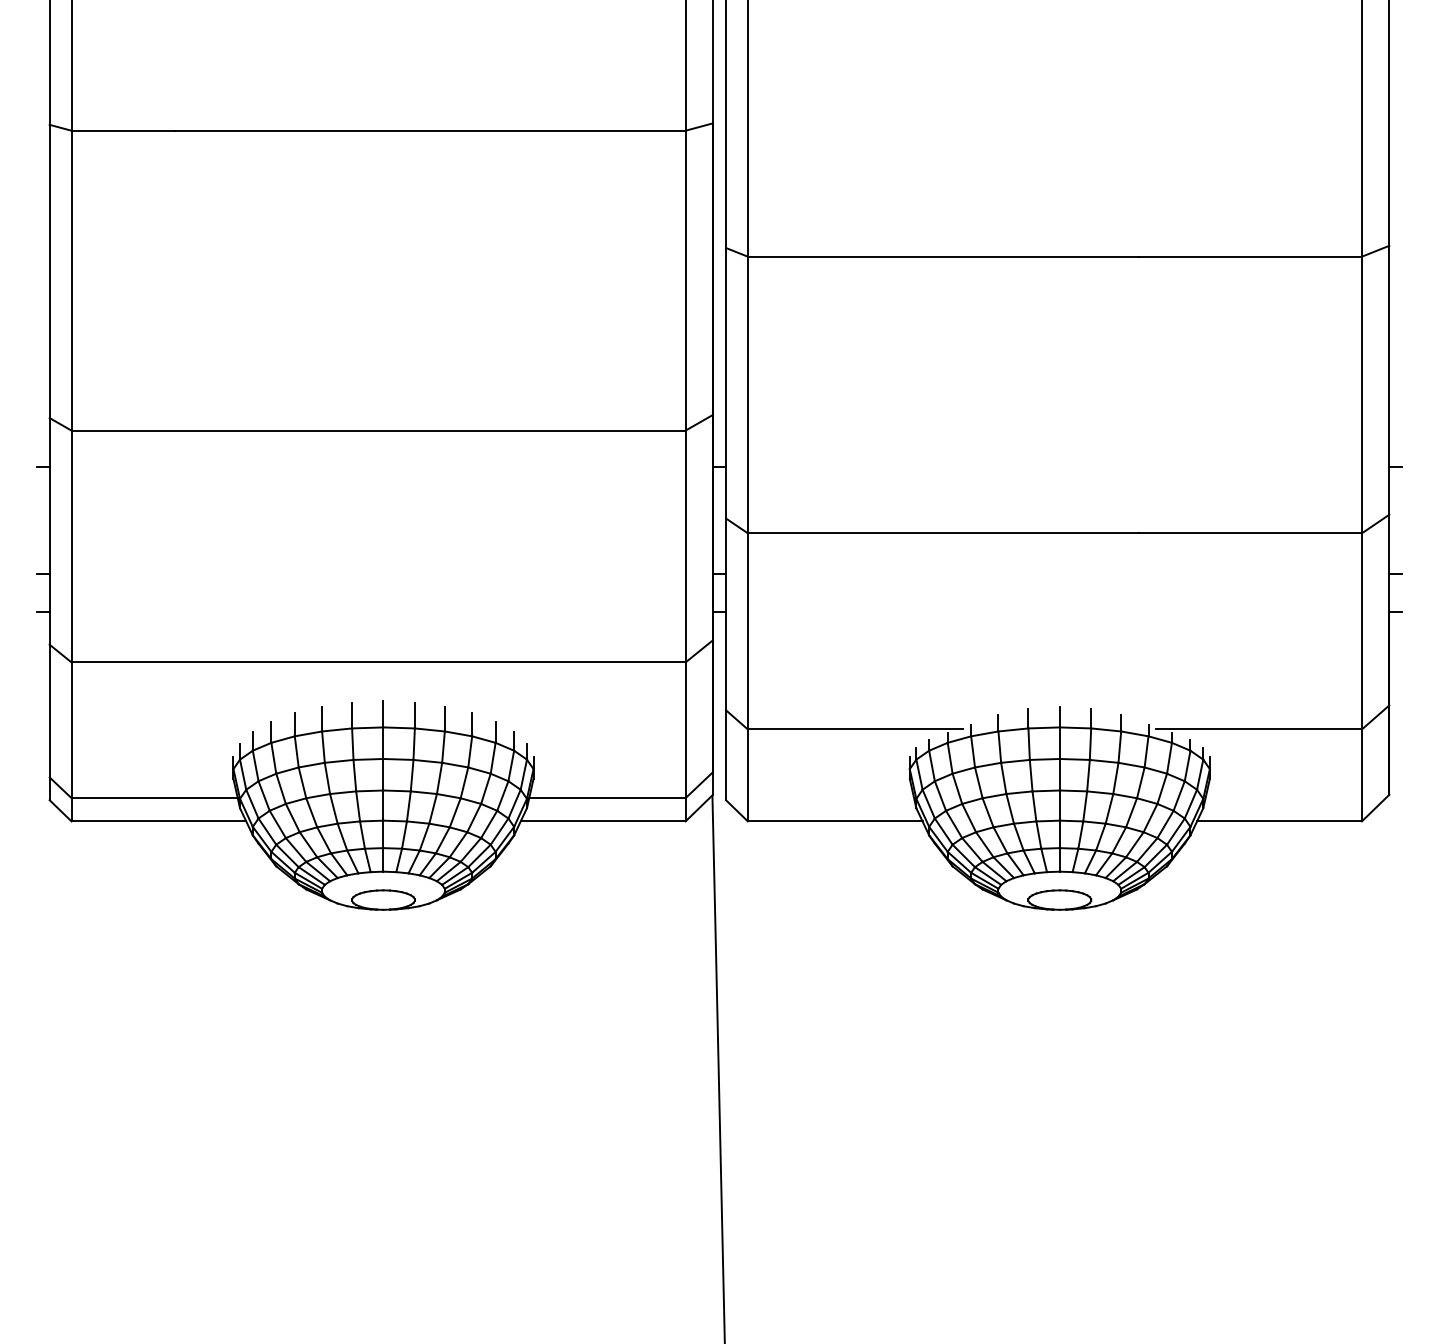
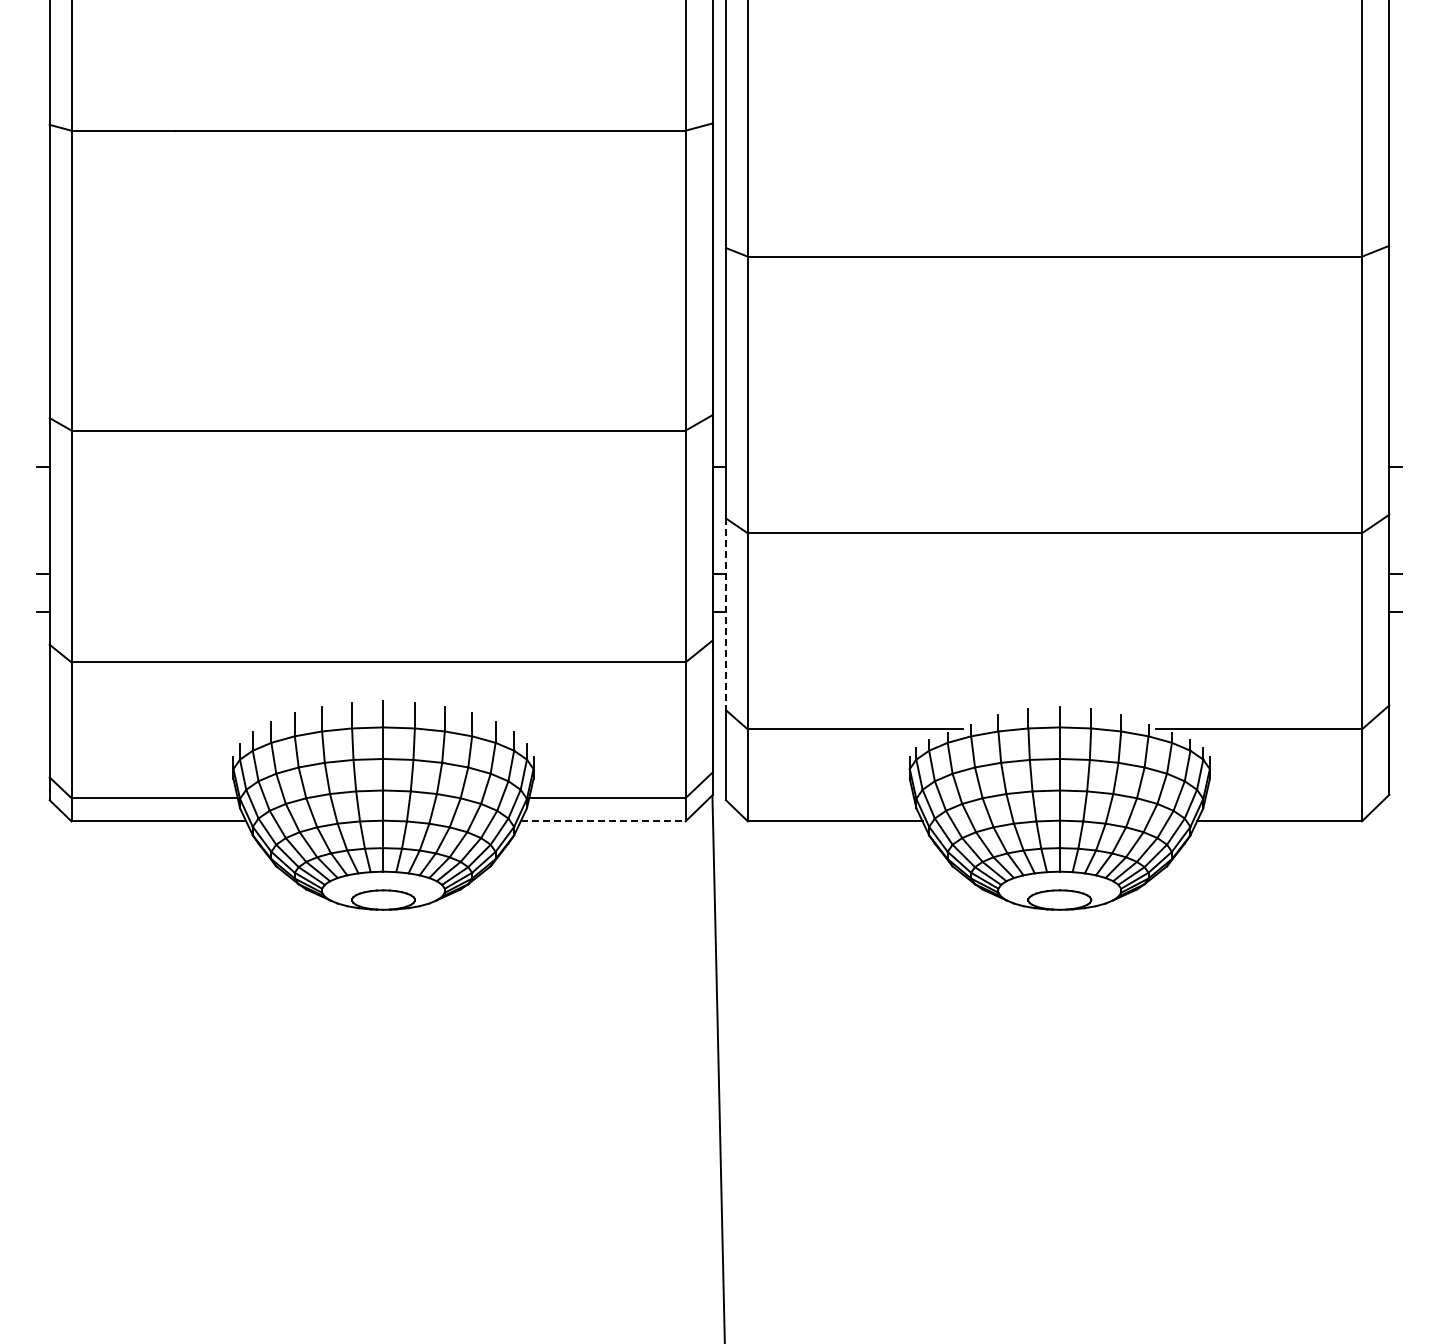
line: solid -> dashed (726, 614)
line: solid -> dashed (603, 821)
